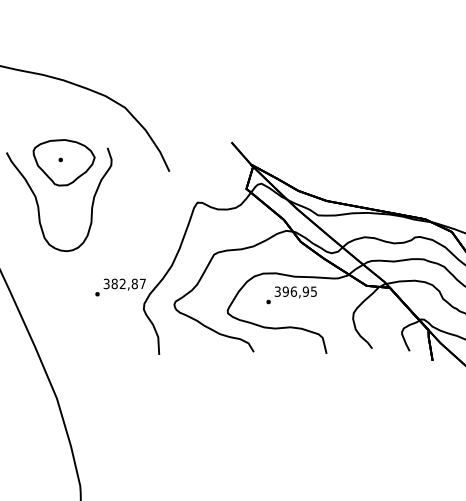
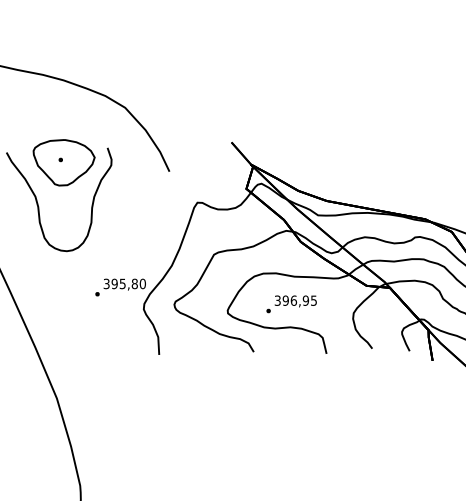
text: 382,87 -> 395,80 (128, 283)
text position: (291, 295) -> (291, 304) (291, 304)
